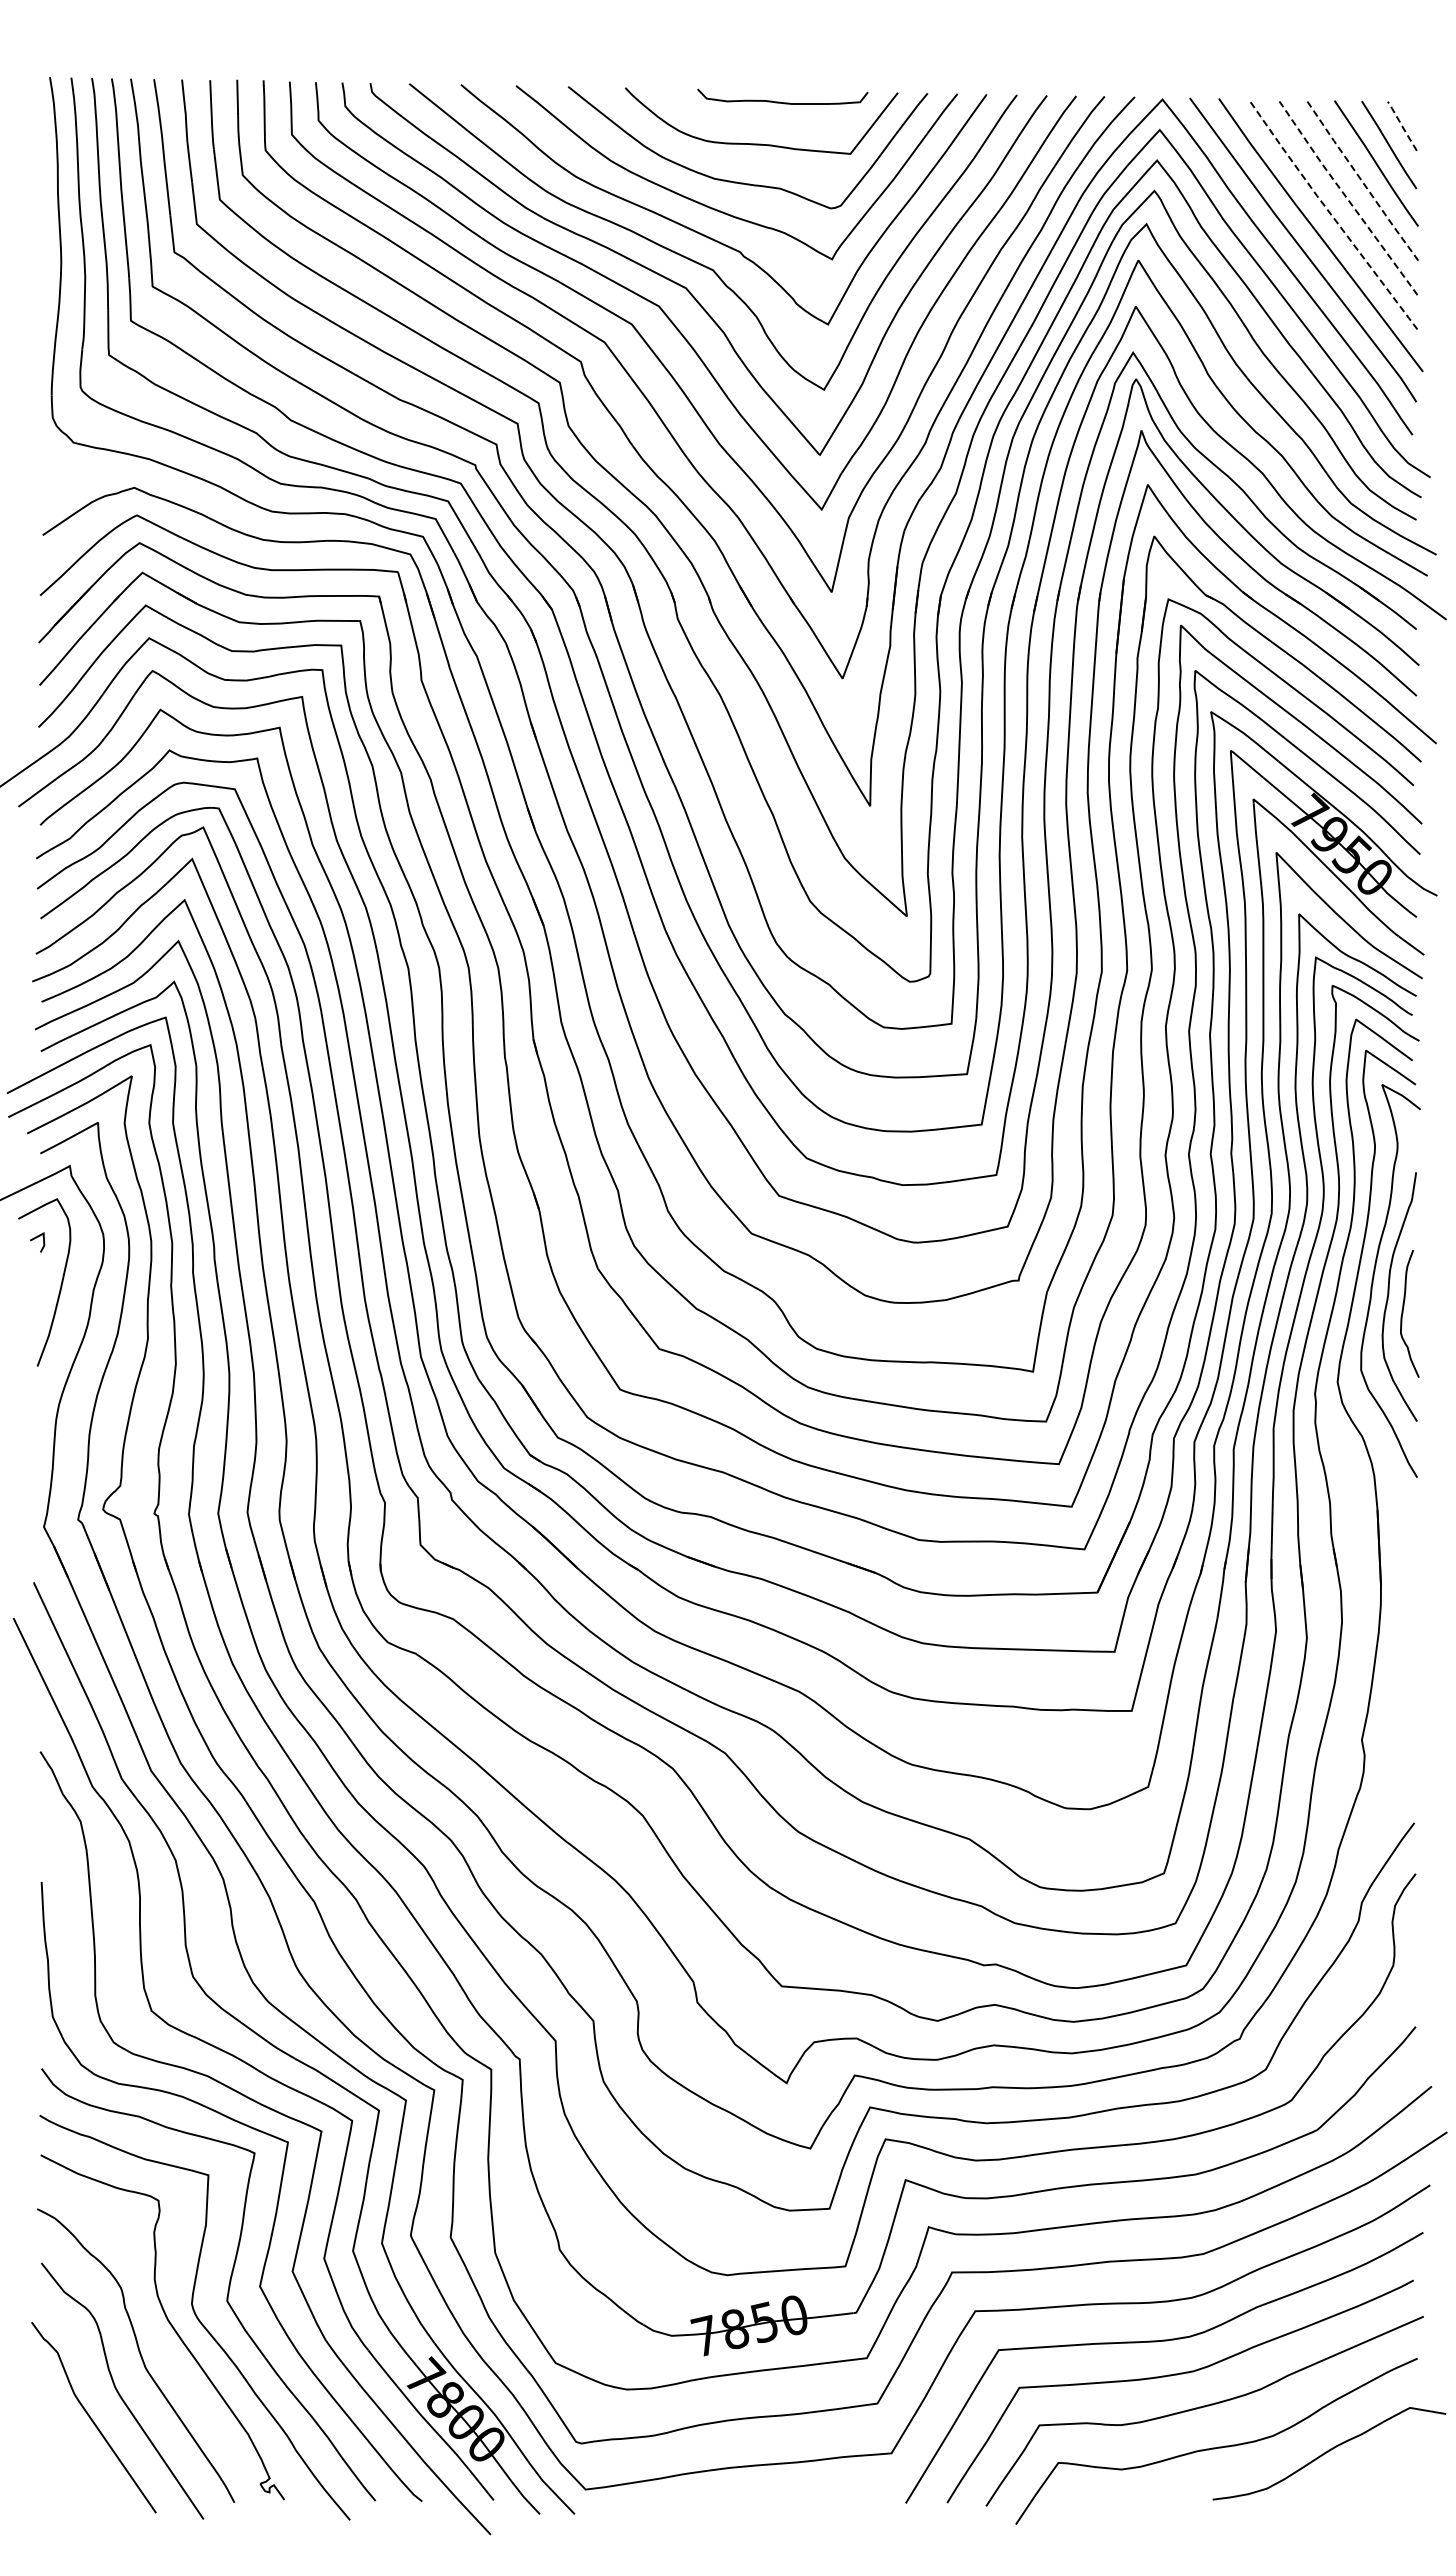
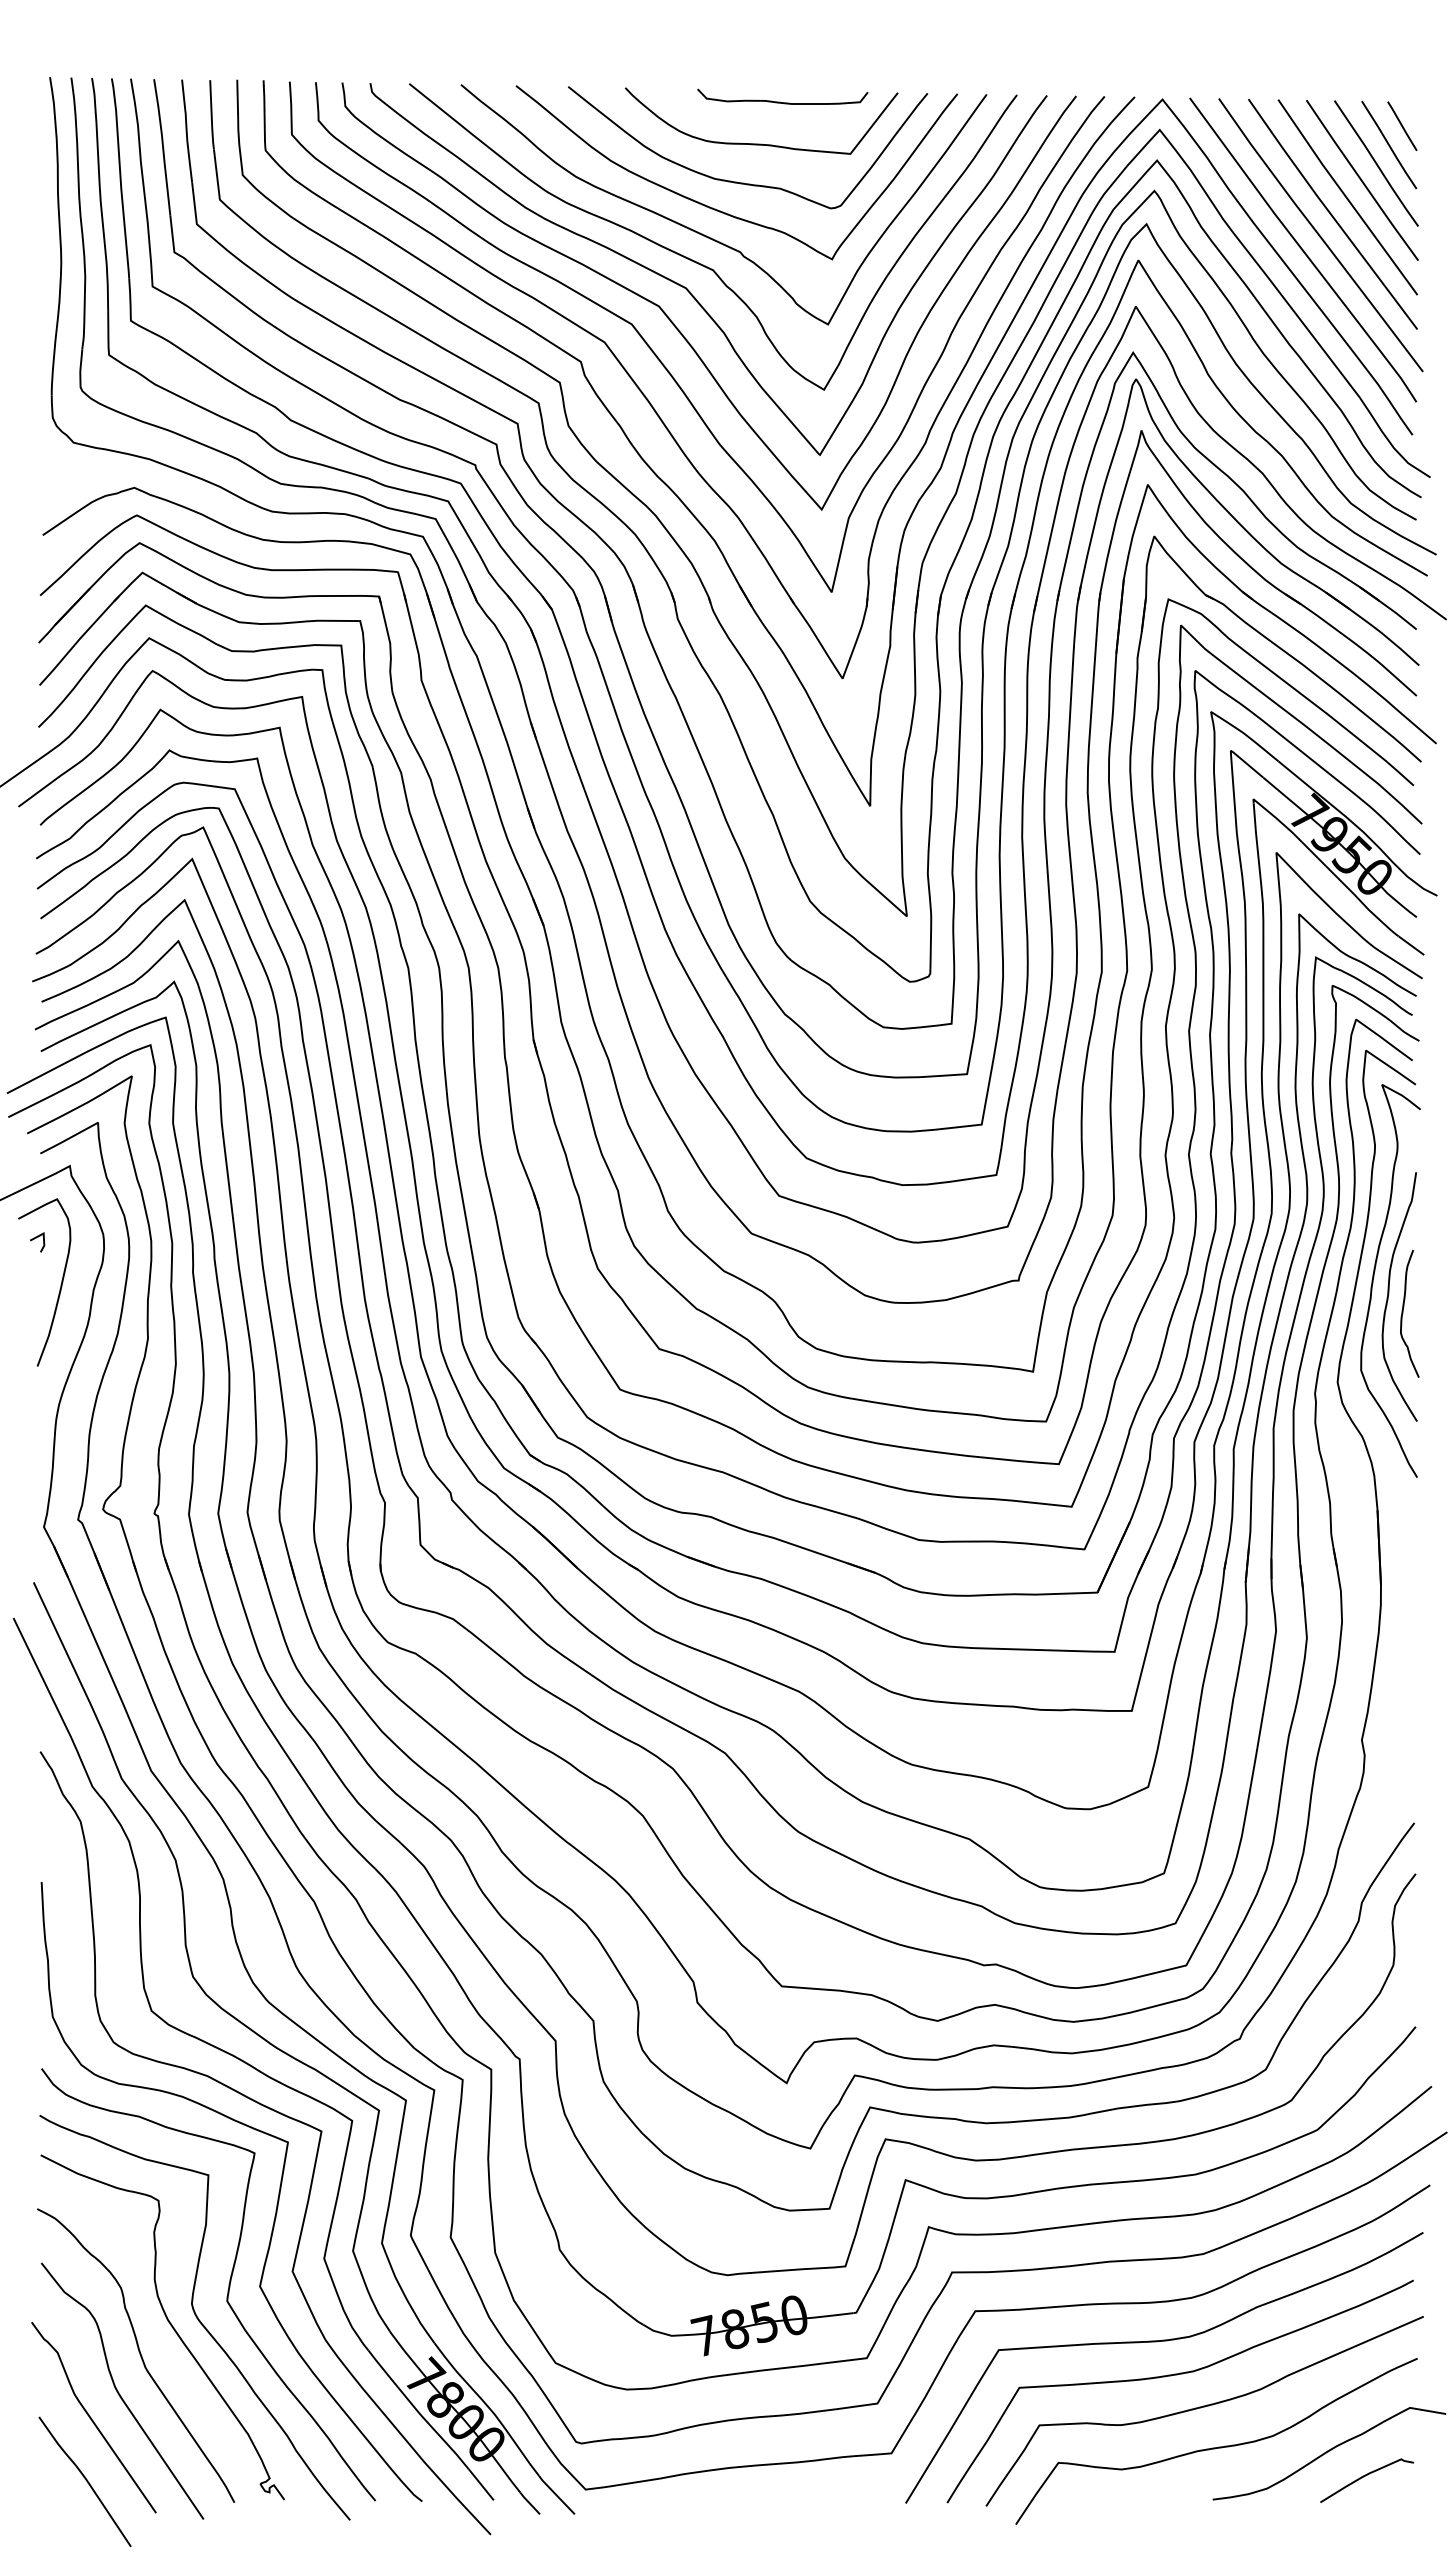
line: dashed -> solid (1401, 125)
line: dashed -> solid (1361, 180)
line: dashed -> solid (1346, 197)
line: dashed -> solid (1330, 214)
curve: none -> present (1365, 2476)
curve: none -> present (85, 2480)
